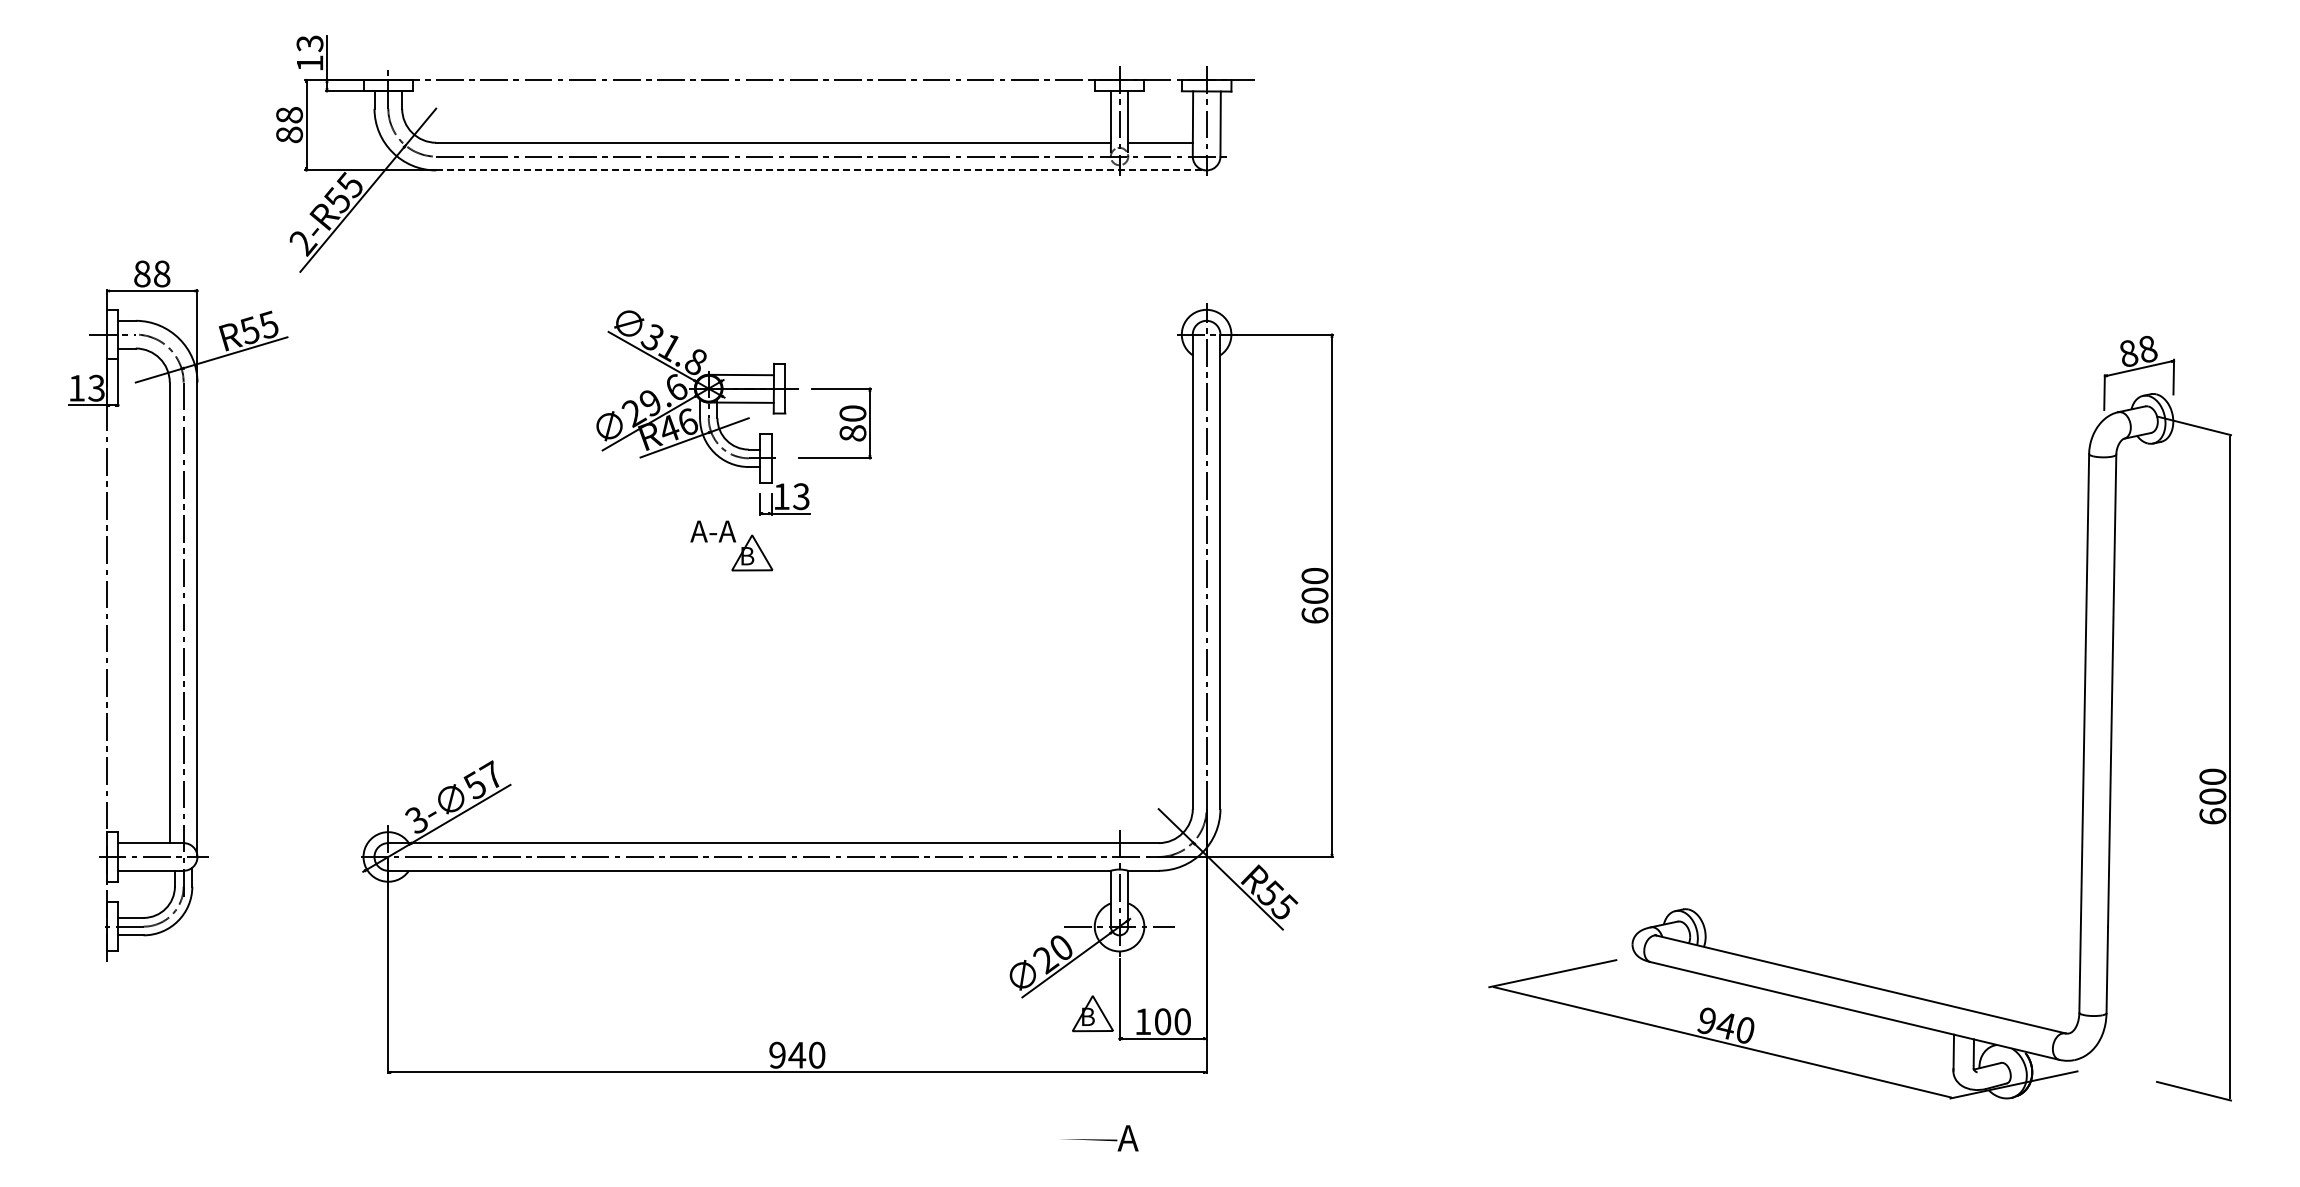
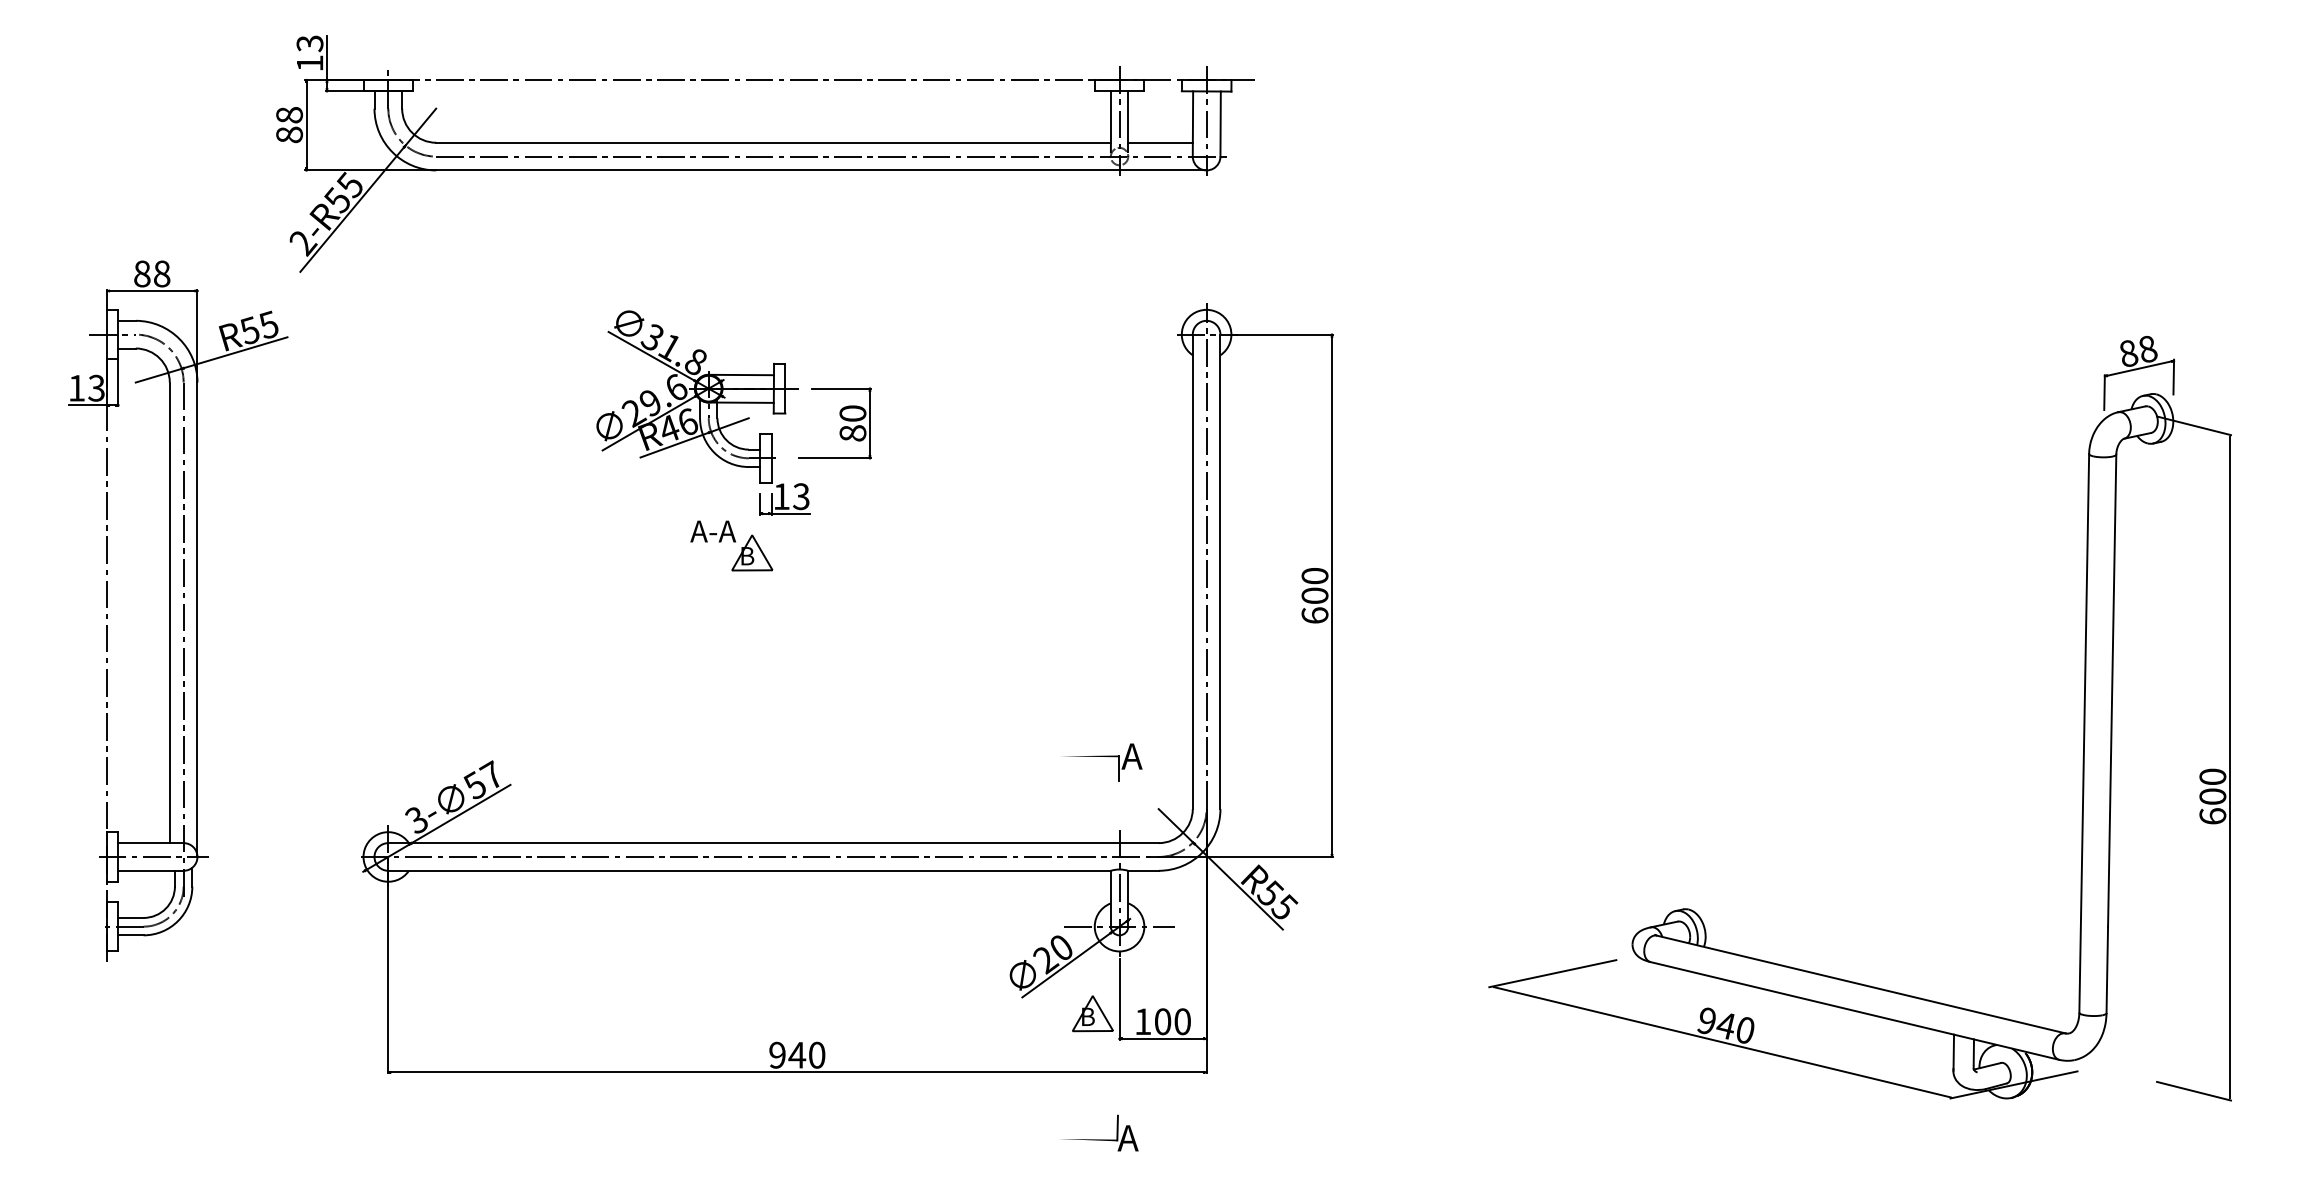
line: dashed -> solid (821, 170)
part: none -> present (1102, 762)
line: none -> present (1117, 1127)
